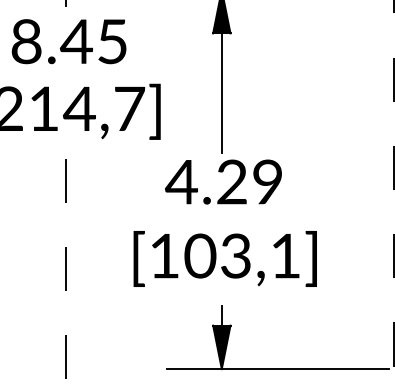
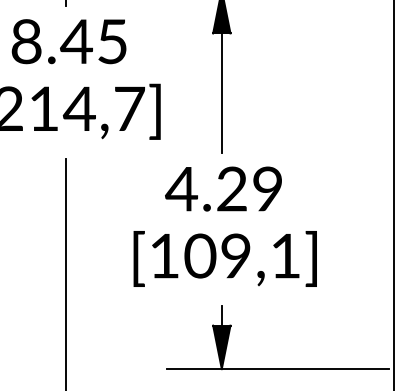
text position: (223, 181) -> (223, 188) (223, 188)
line: dashed -> solid (394, 195)
text: [103,1] -> [109,1] (235, 255)
line: dashed -> solid (65, 274)
